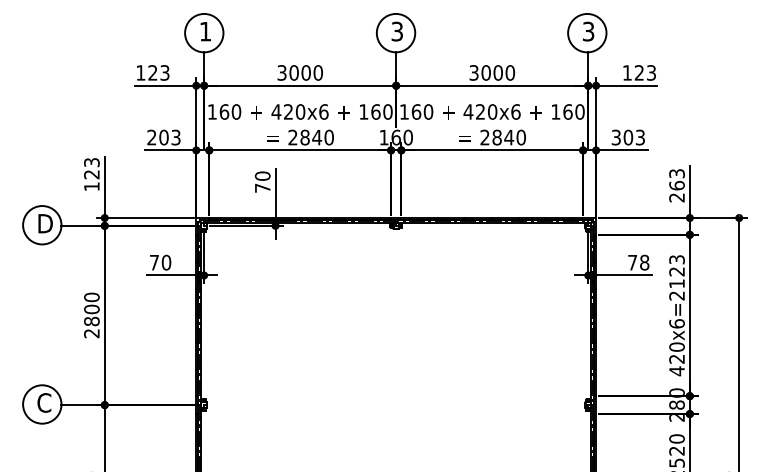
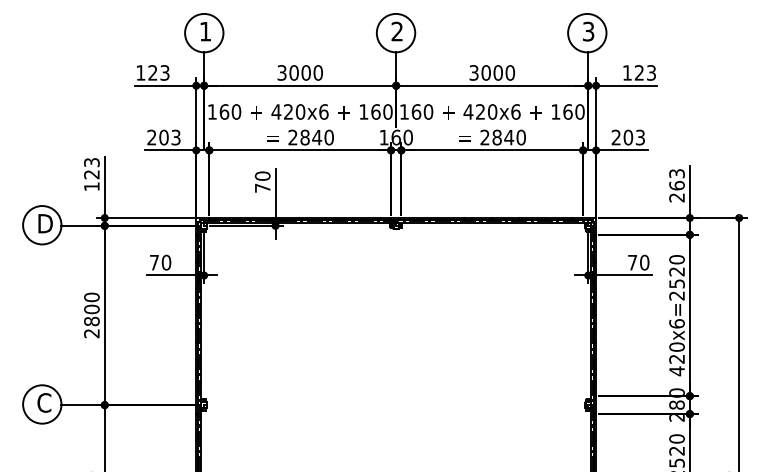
text: 3 -> 2 (396, 31)
text: 303 -> 203 (615, 137)
text: 78 -> 70 (644, 262)
text: 420x6=2123 -> 420x6=2520 (676, 271)
